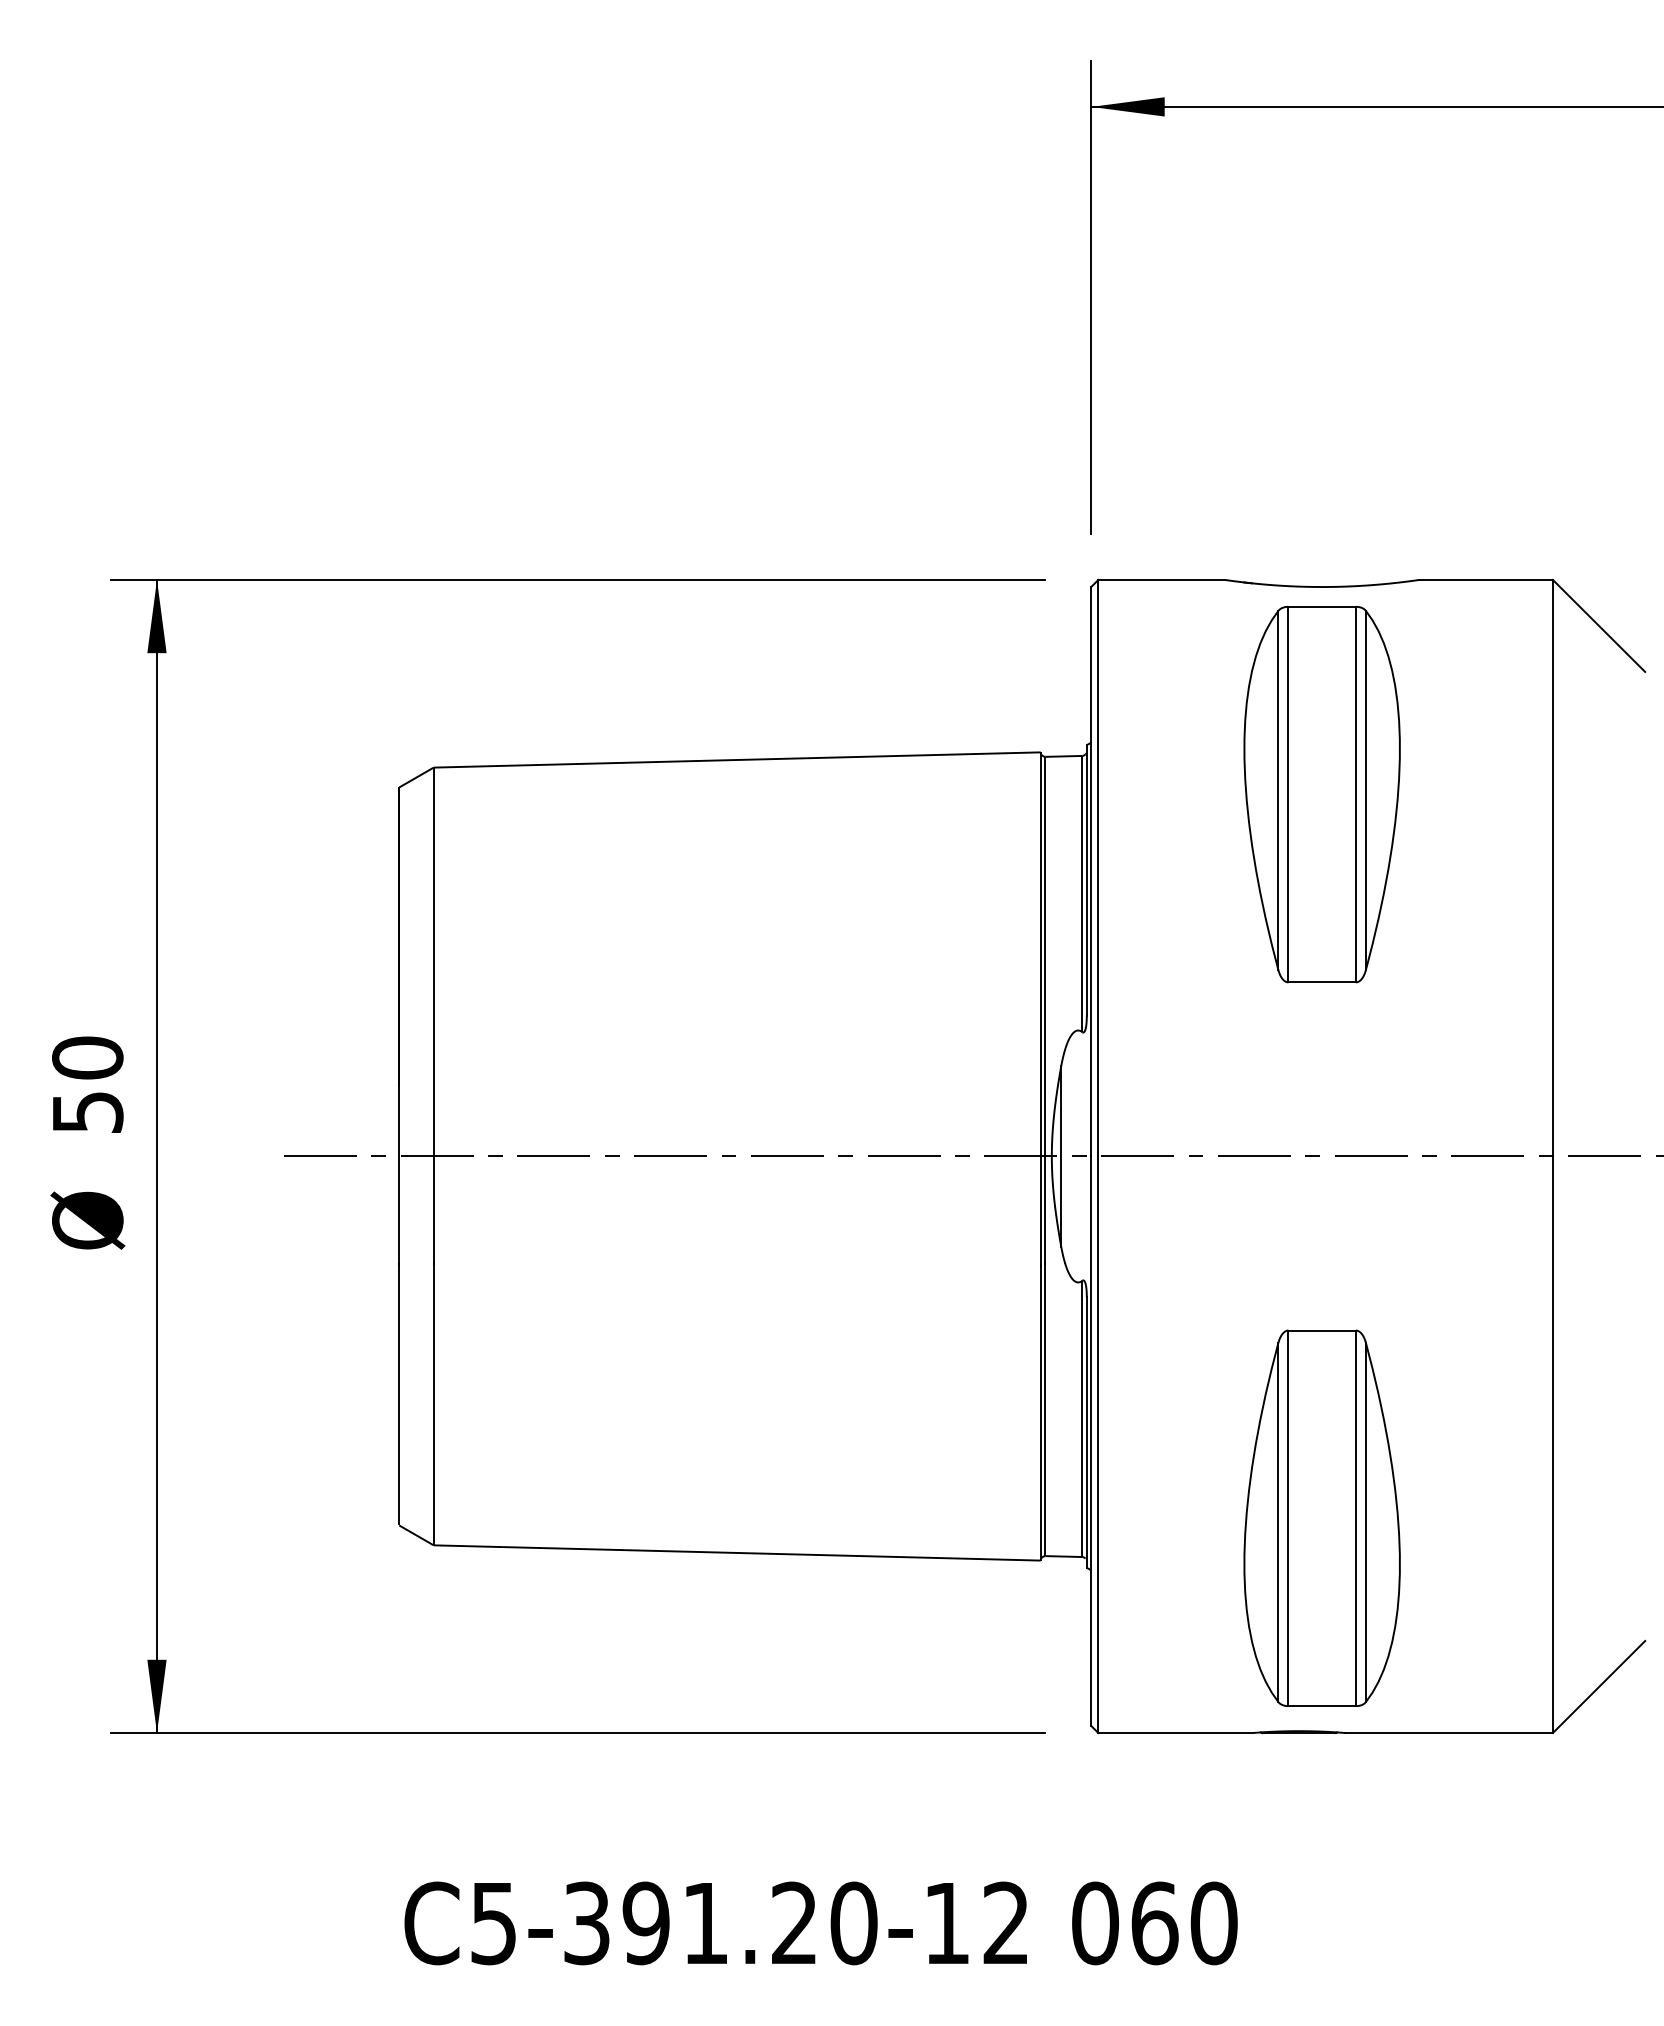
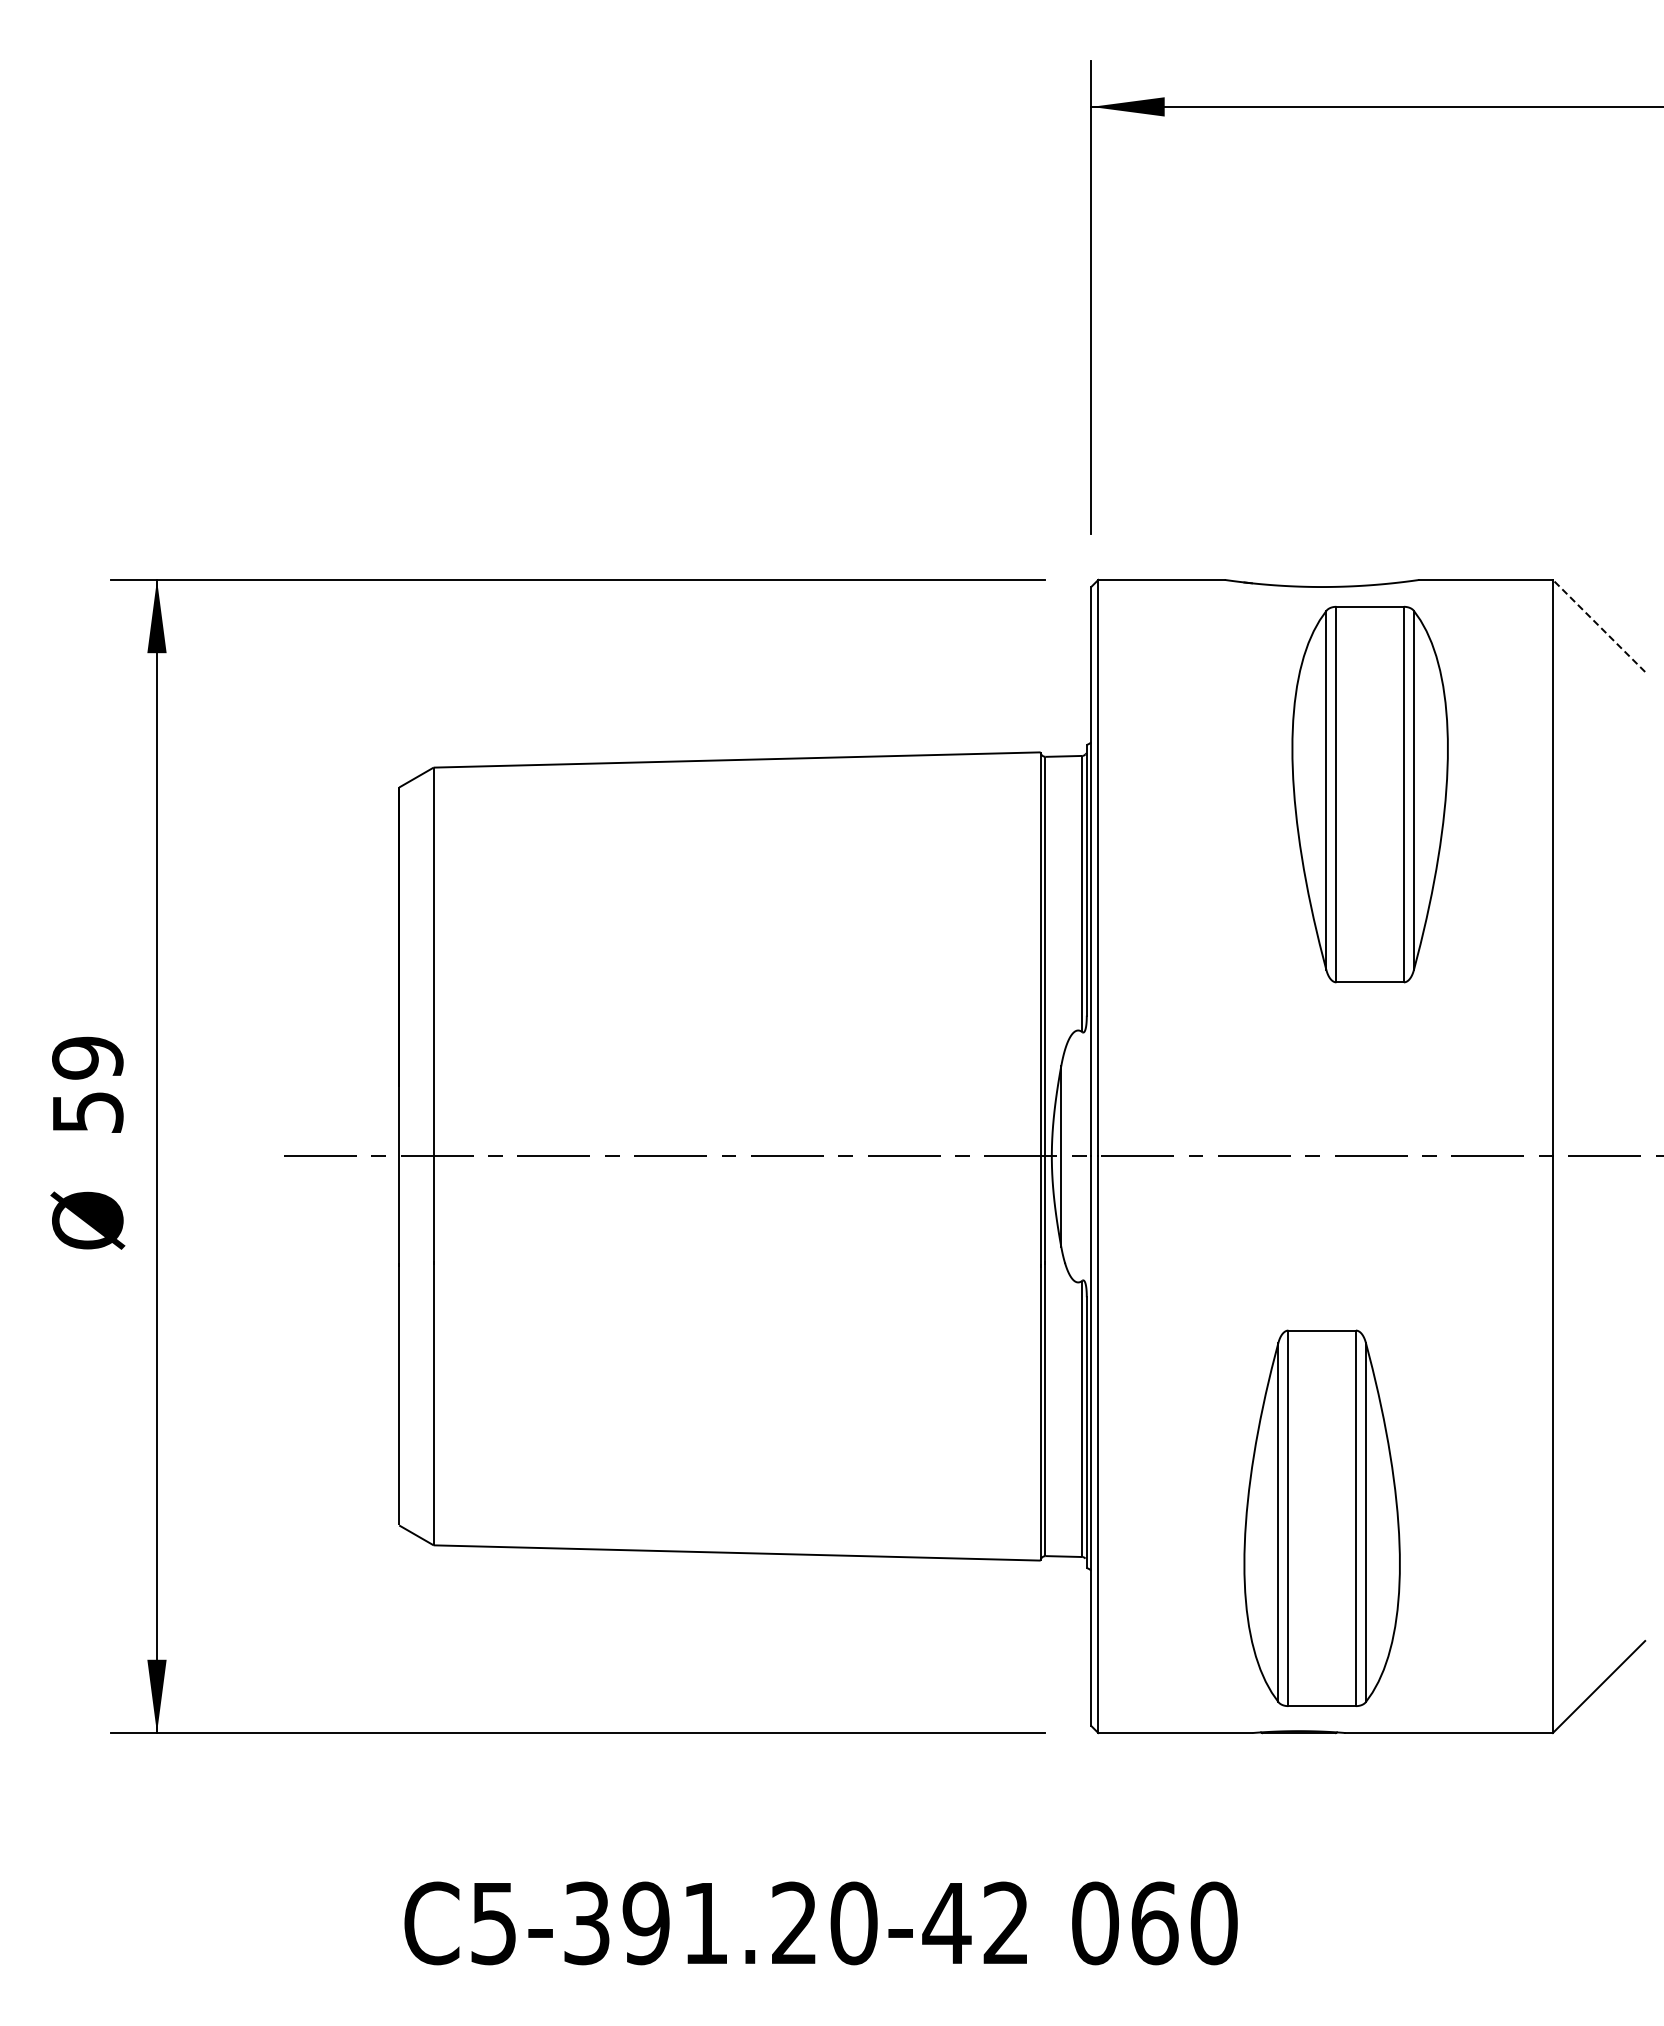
line: solid -> dashed (1598, 625)
part position: (1321, 794) -> (1369, 794) (1369, 794)
text: 50 -> 59 (87, 1057)
text: C5-391.20-12 -> C5-391.20-42 (946, 1923)
